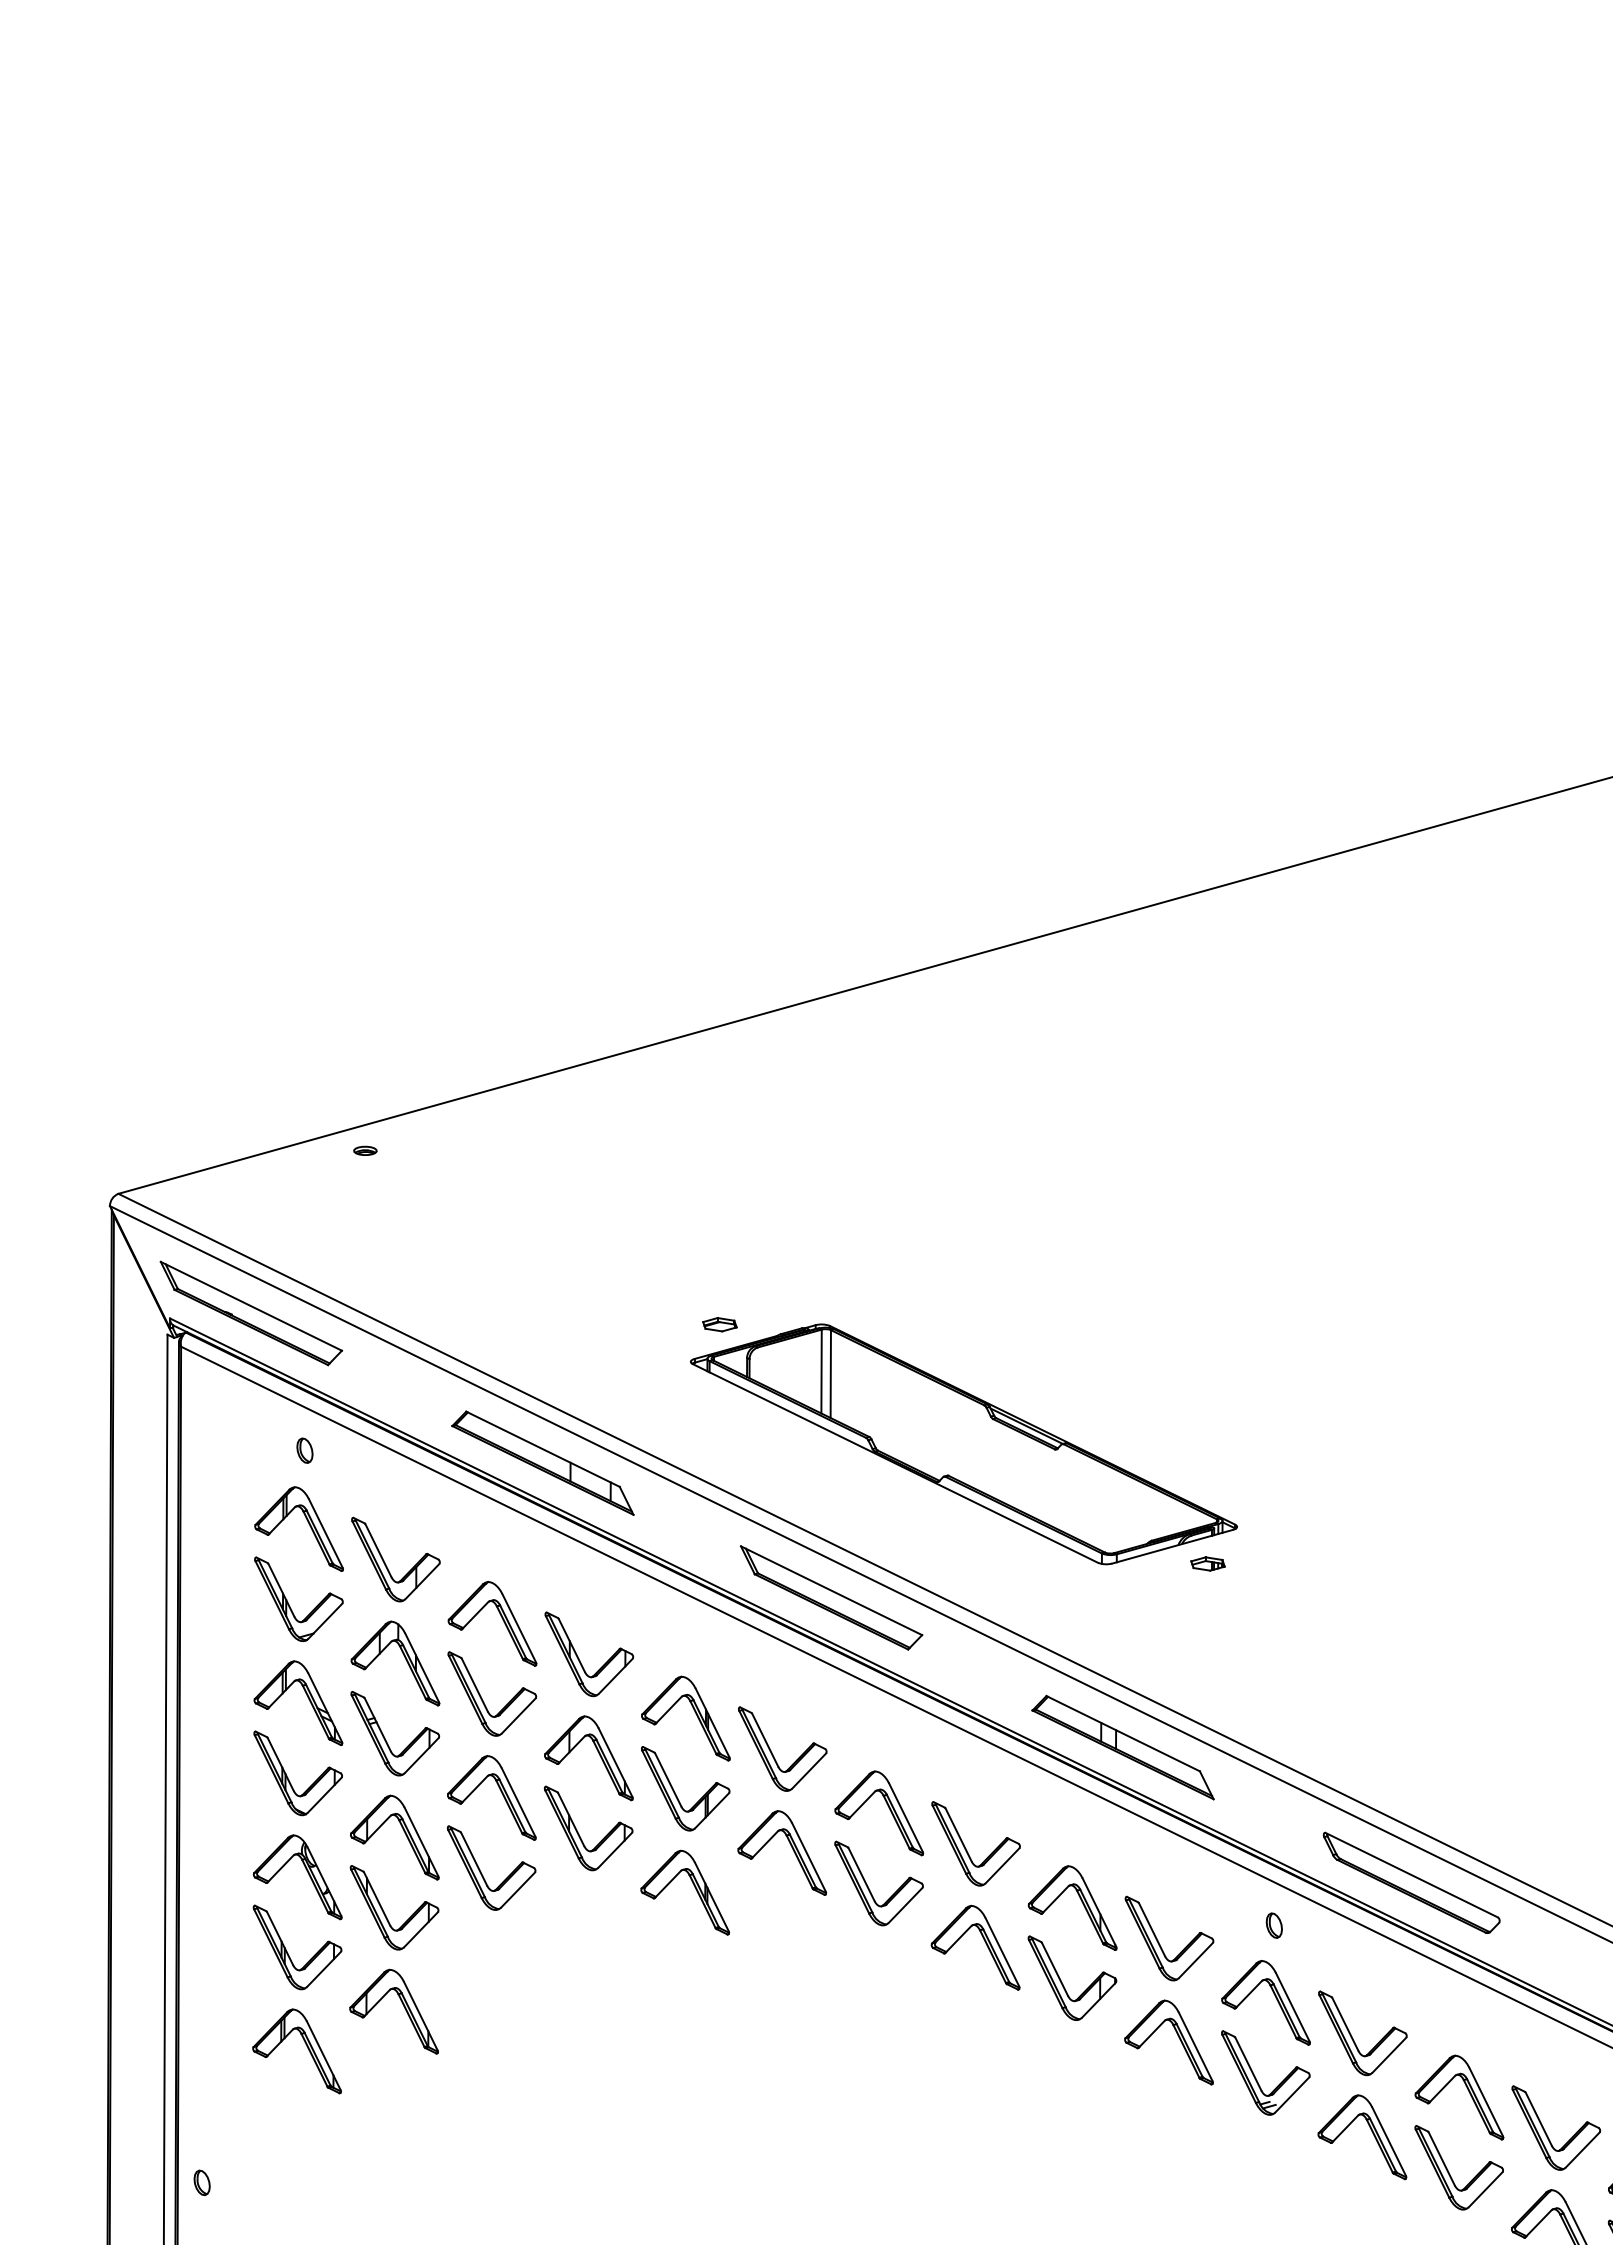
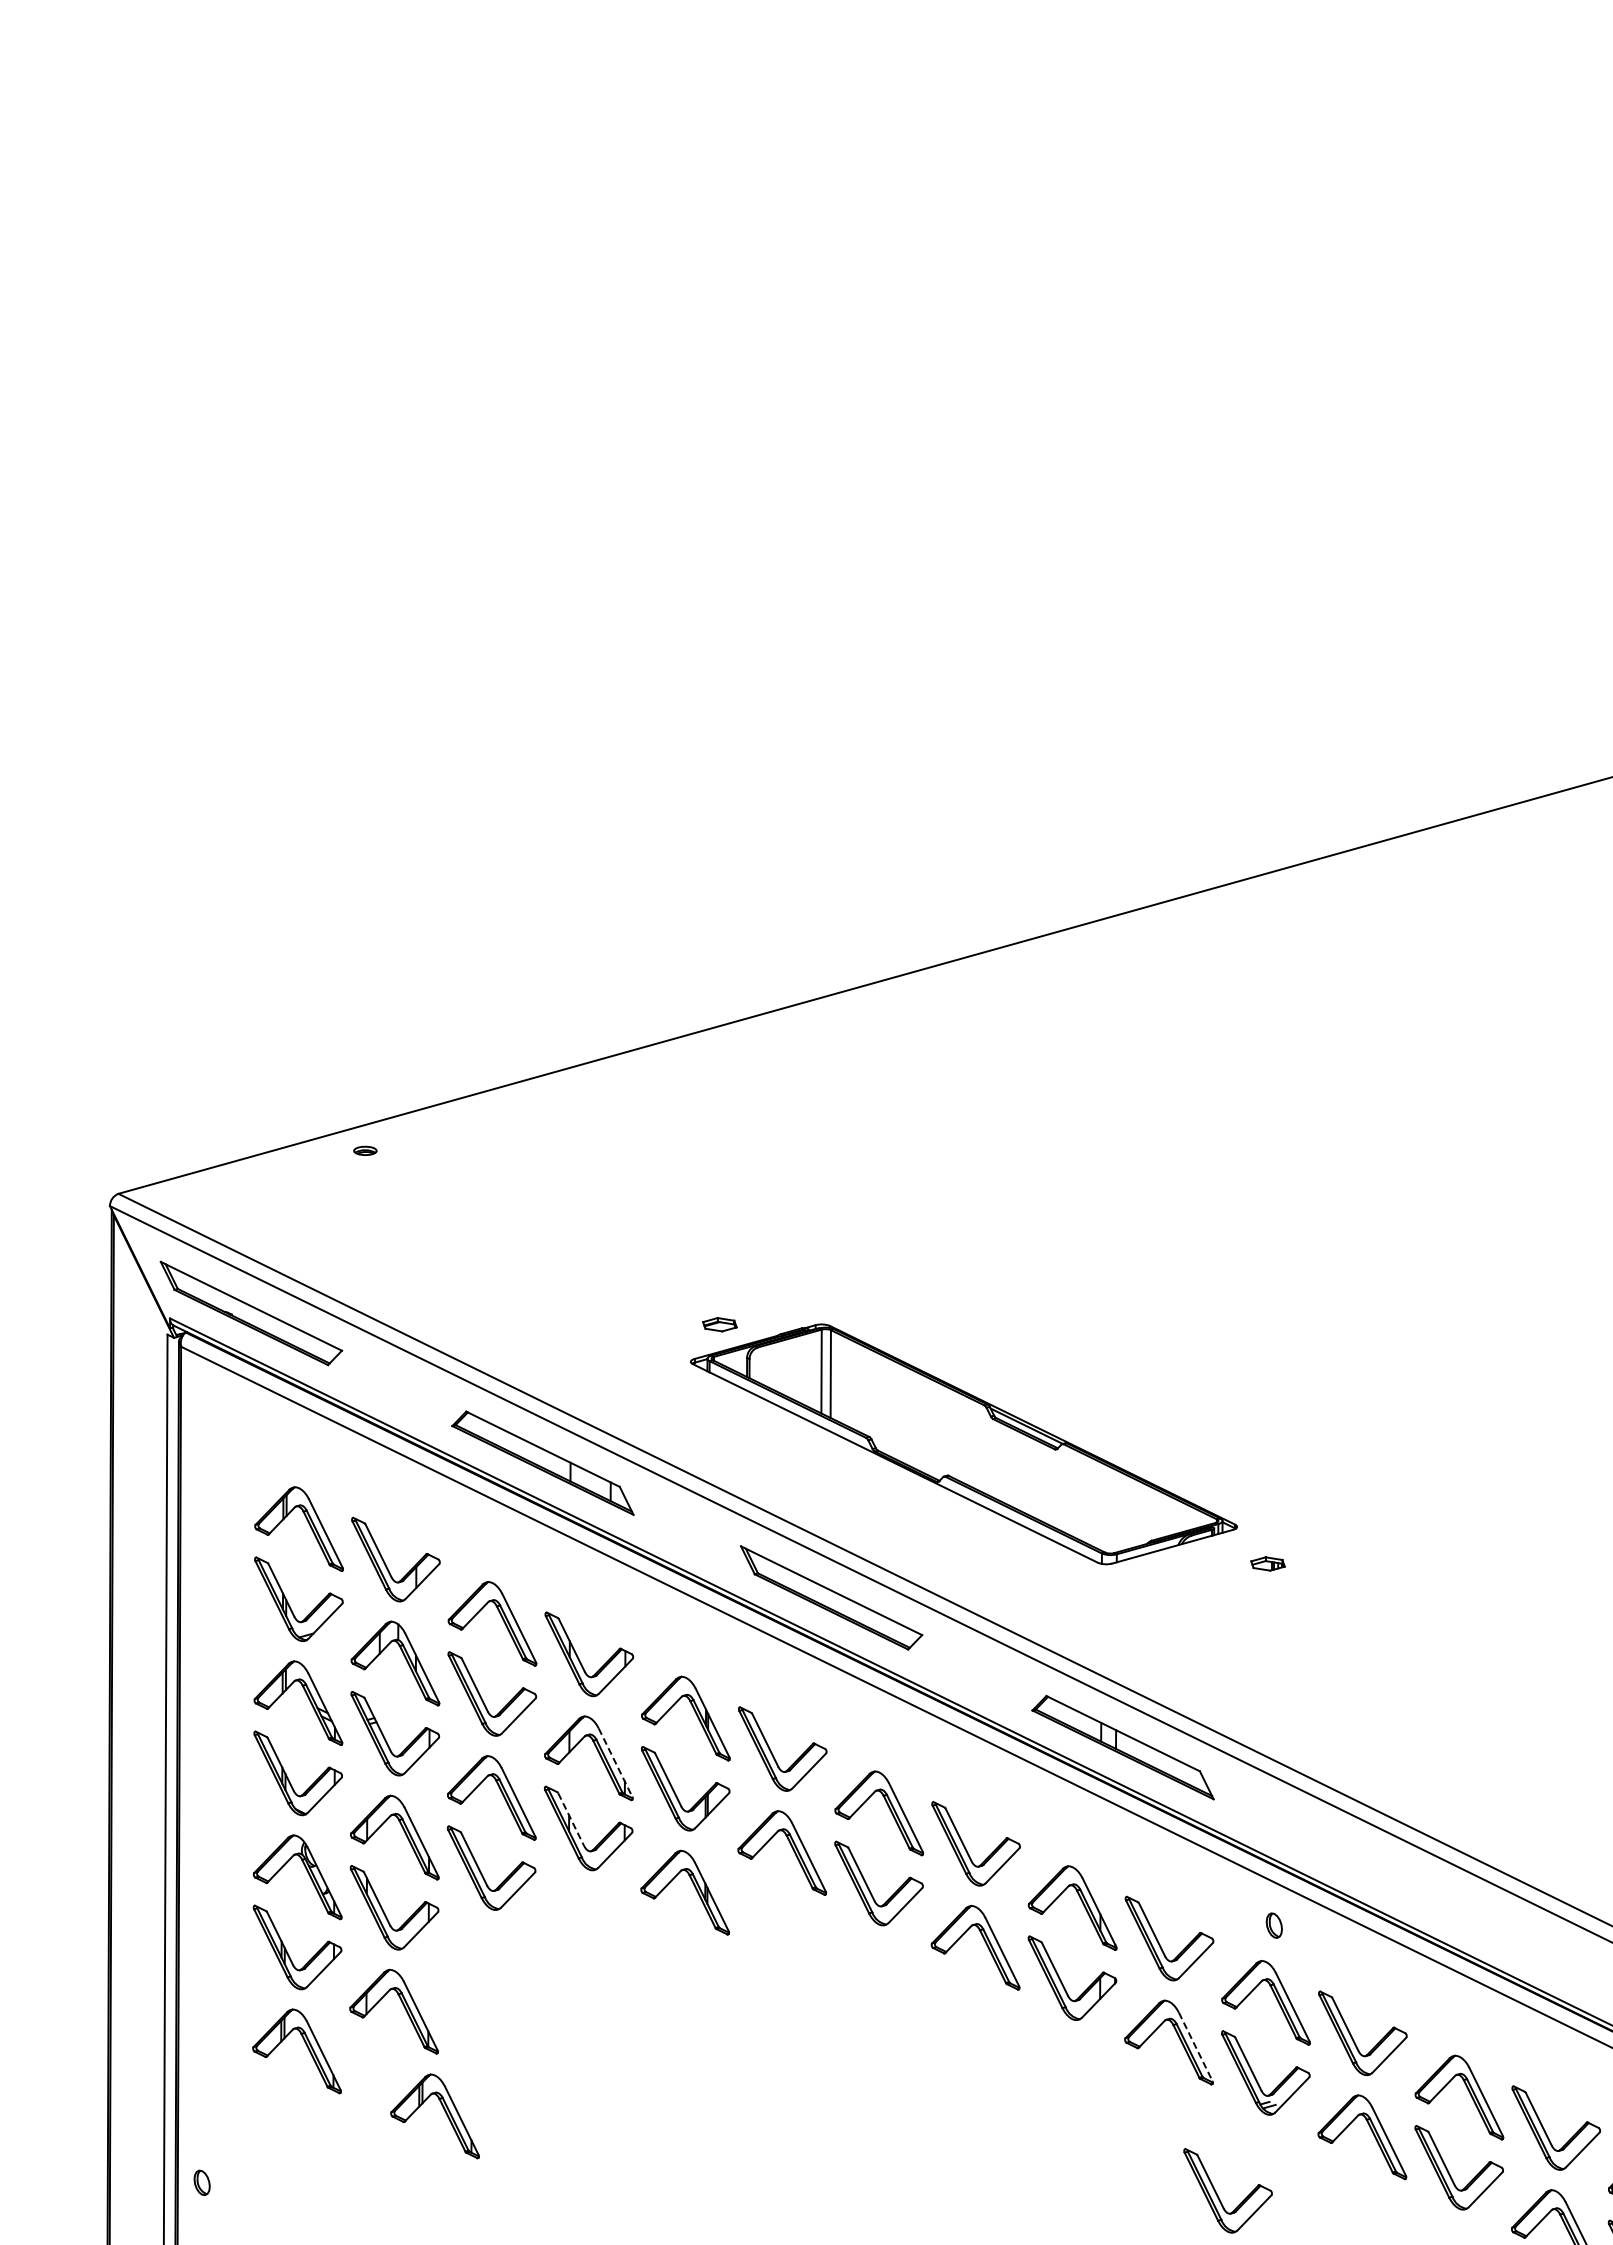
part: present -> none (304, 1450)
part position: (1207, 1563) -> (1267, 1563) (1267, 1563)
line: solid -> dashed (615, 1762)
line: solid -> dashed (571, 1820)
part: present -> none (1411, 1882)
line: solid -> dashed (1195, 2046)
part: none -> present (444, 2111)
part: none -> present (1218, 2195)
